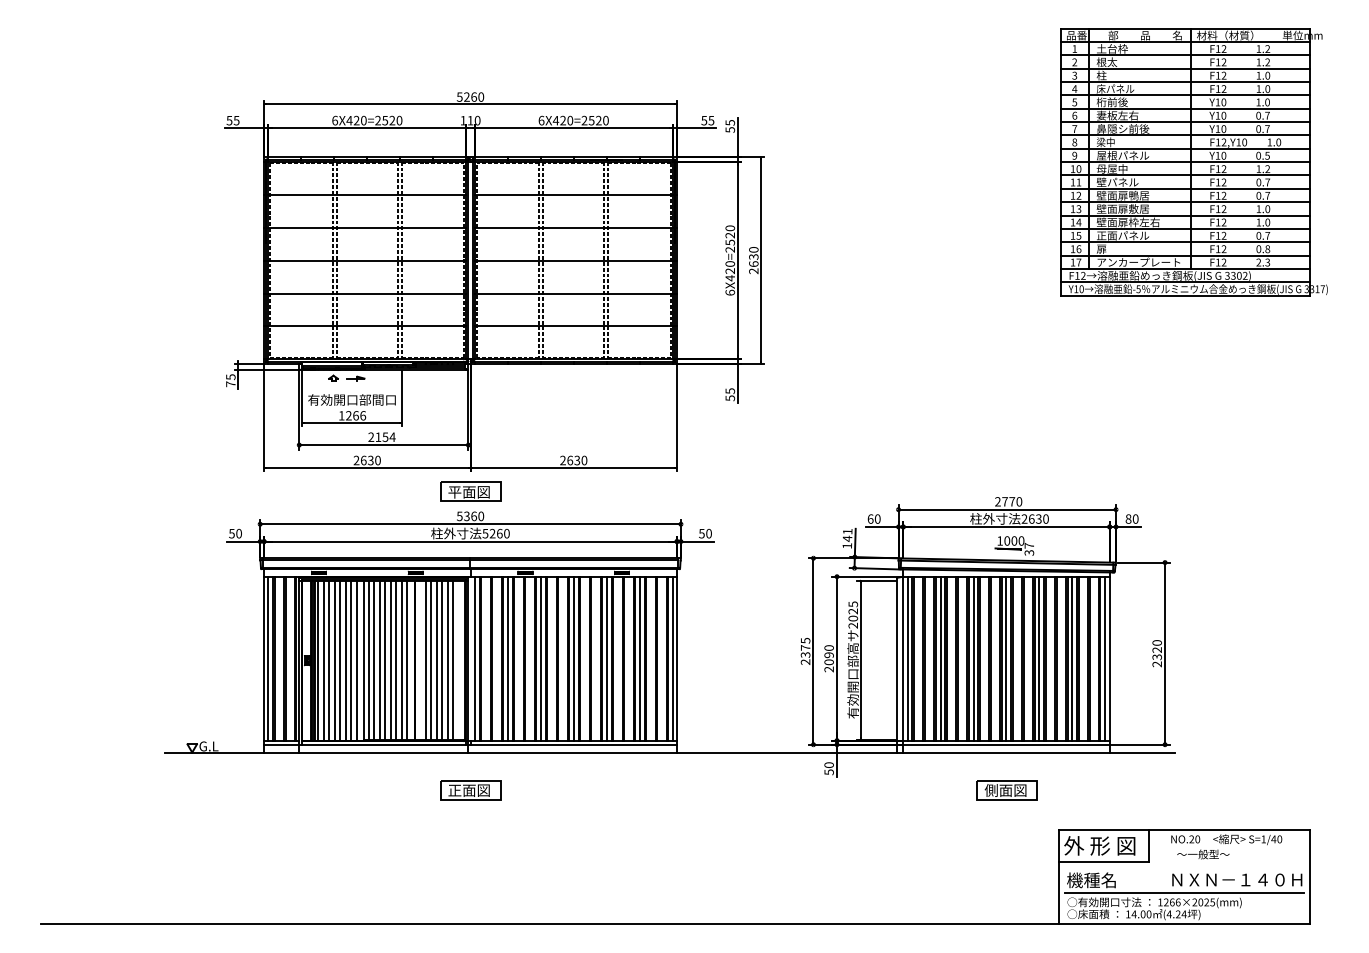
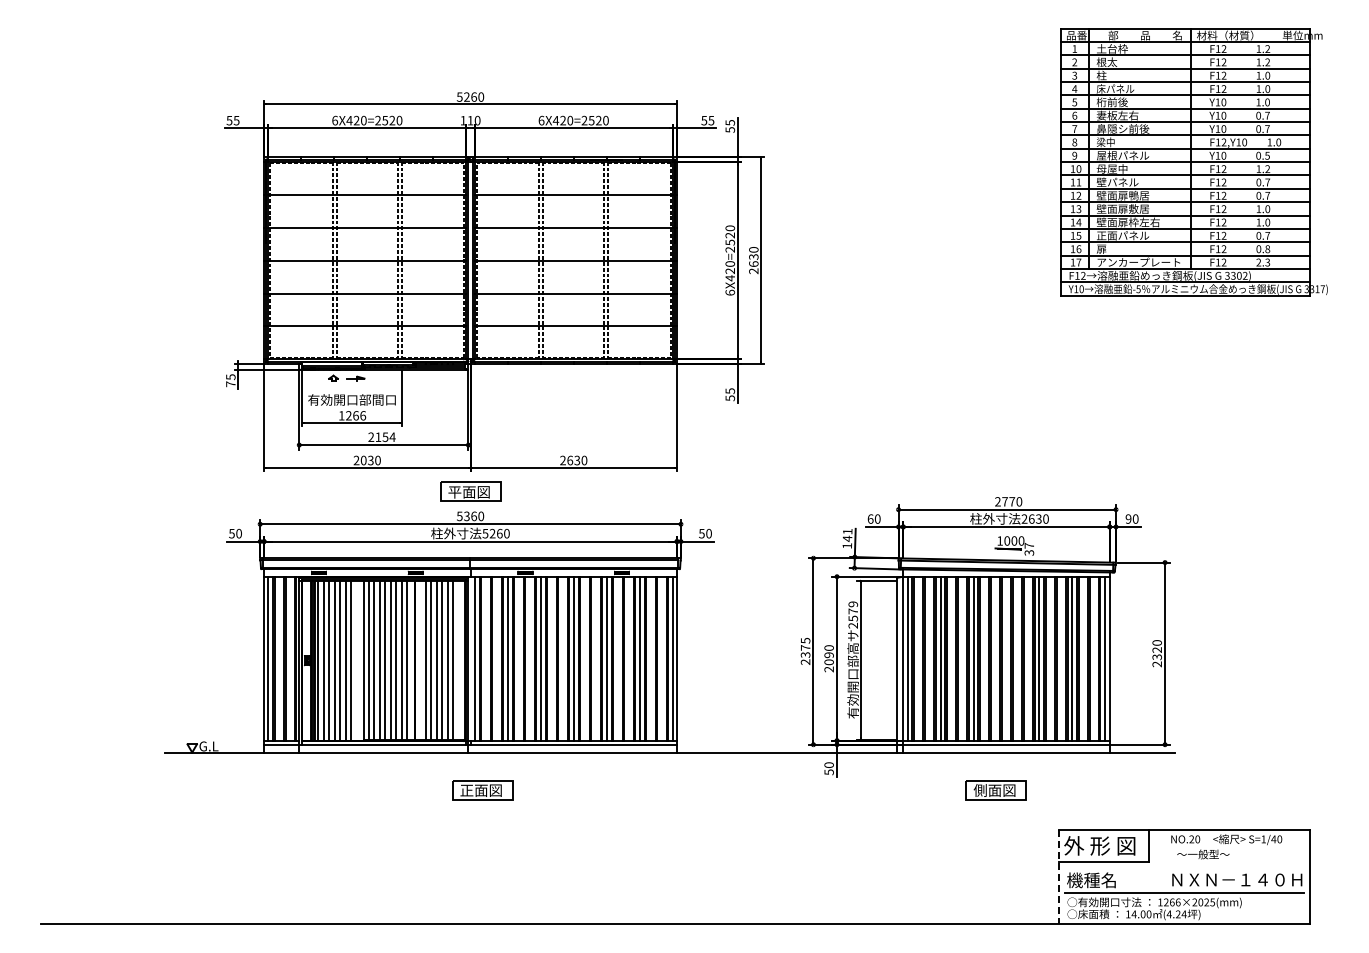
text: 2630 -> 2030 (363, 459)
text: 80 -> 90 (1128, 518)
text: 2025 -> 2579 (852, 611)
line: present -> none (1006, 658)
line: present -> none (356, 660)
part position: (470, 790) -> (482, 790) (482, 790)
part position: (1006, 790) -> (995, 790) (995, 790)
line: solid -> dashed (1058, 877)
